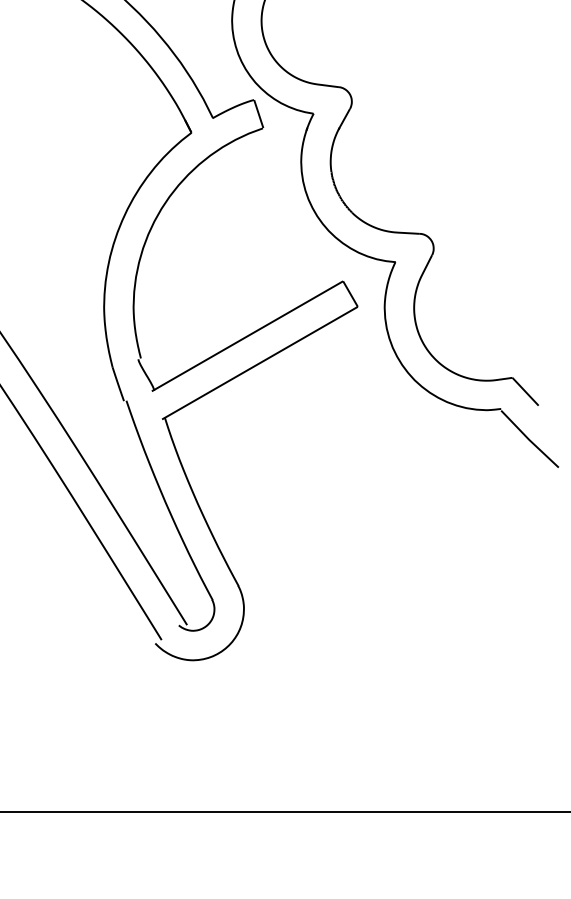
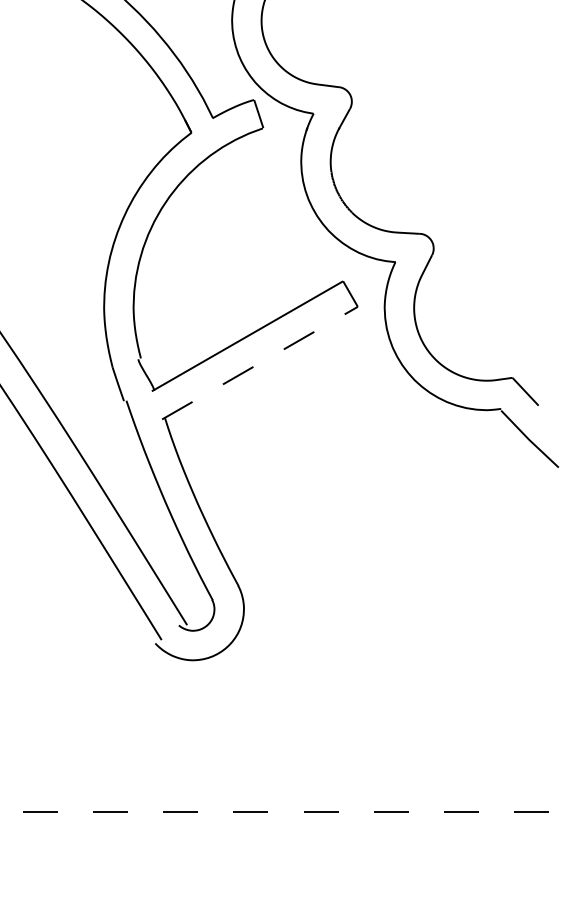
line: solid -> dashed (259, 363)
line: solid -> dashed (285, 812)
